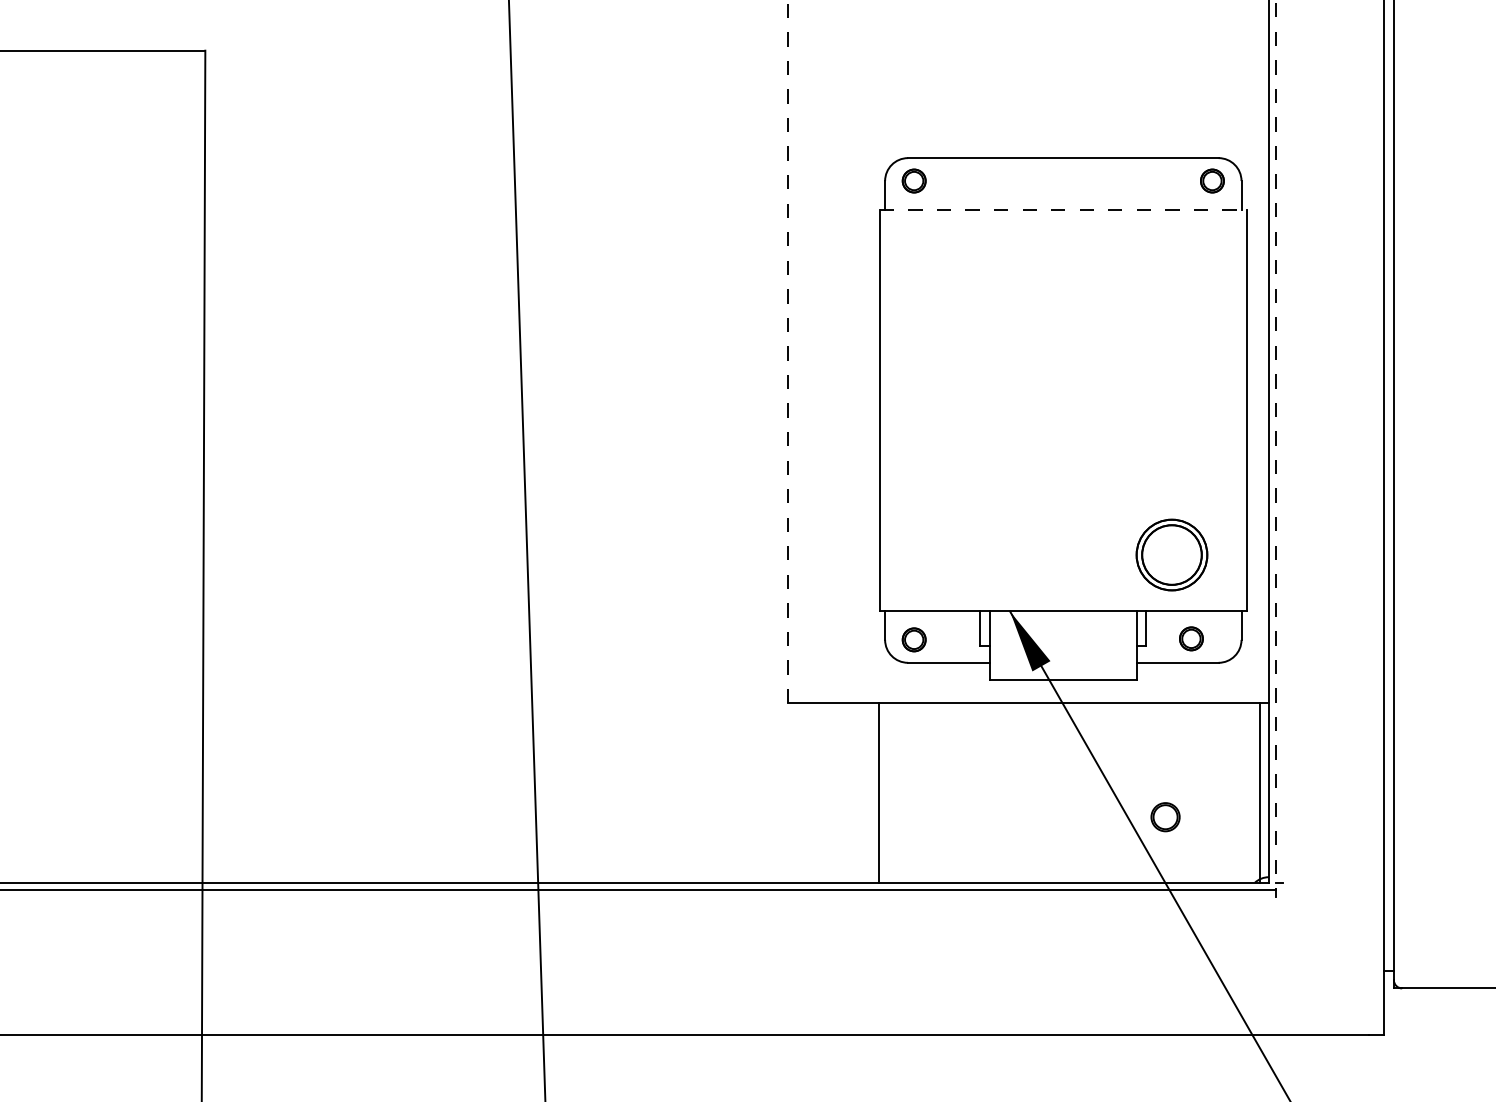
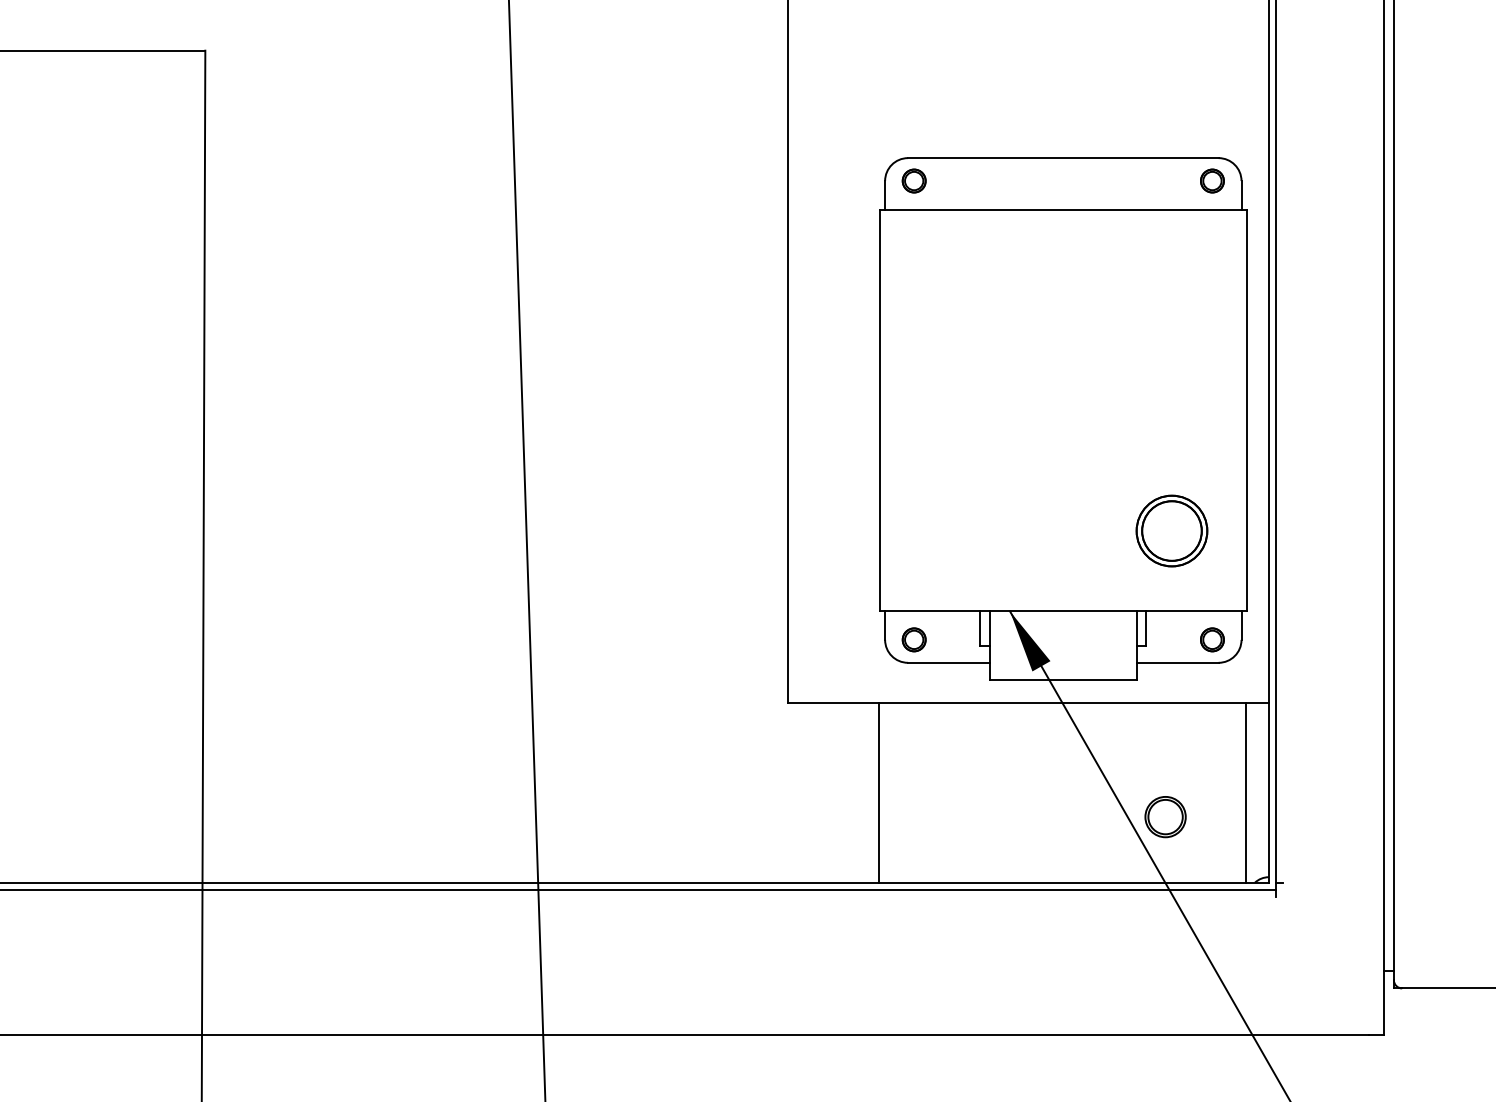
line: dashed -> solid (1063, 209)
line: dashed -> solid (788, 351)
line: dashed -> solid (1276, 445)
part position: (1171, 554) -> (1171, 530) (1171, 530)
part position: (1191, 638) -> (1212, 639) (1212, 639)
line position: (1259, 792) -> (1245, 792) (1245, 792)
part size: 31x31 px -> 43x43 px (1165, 817)
